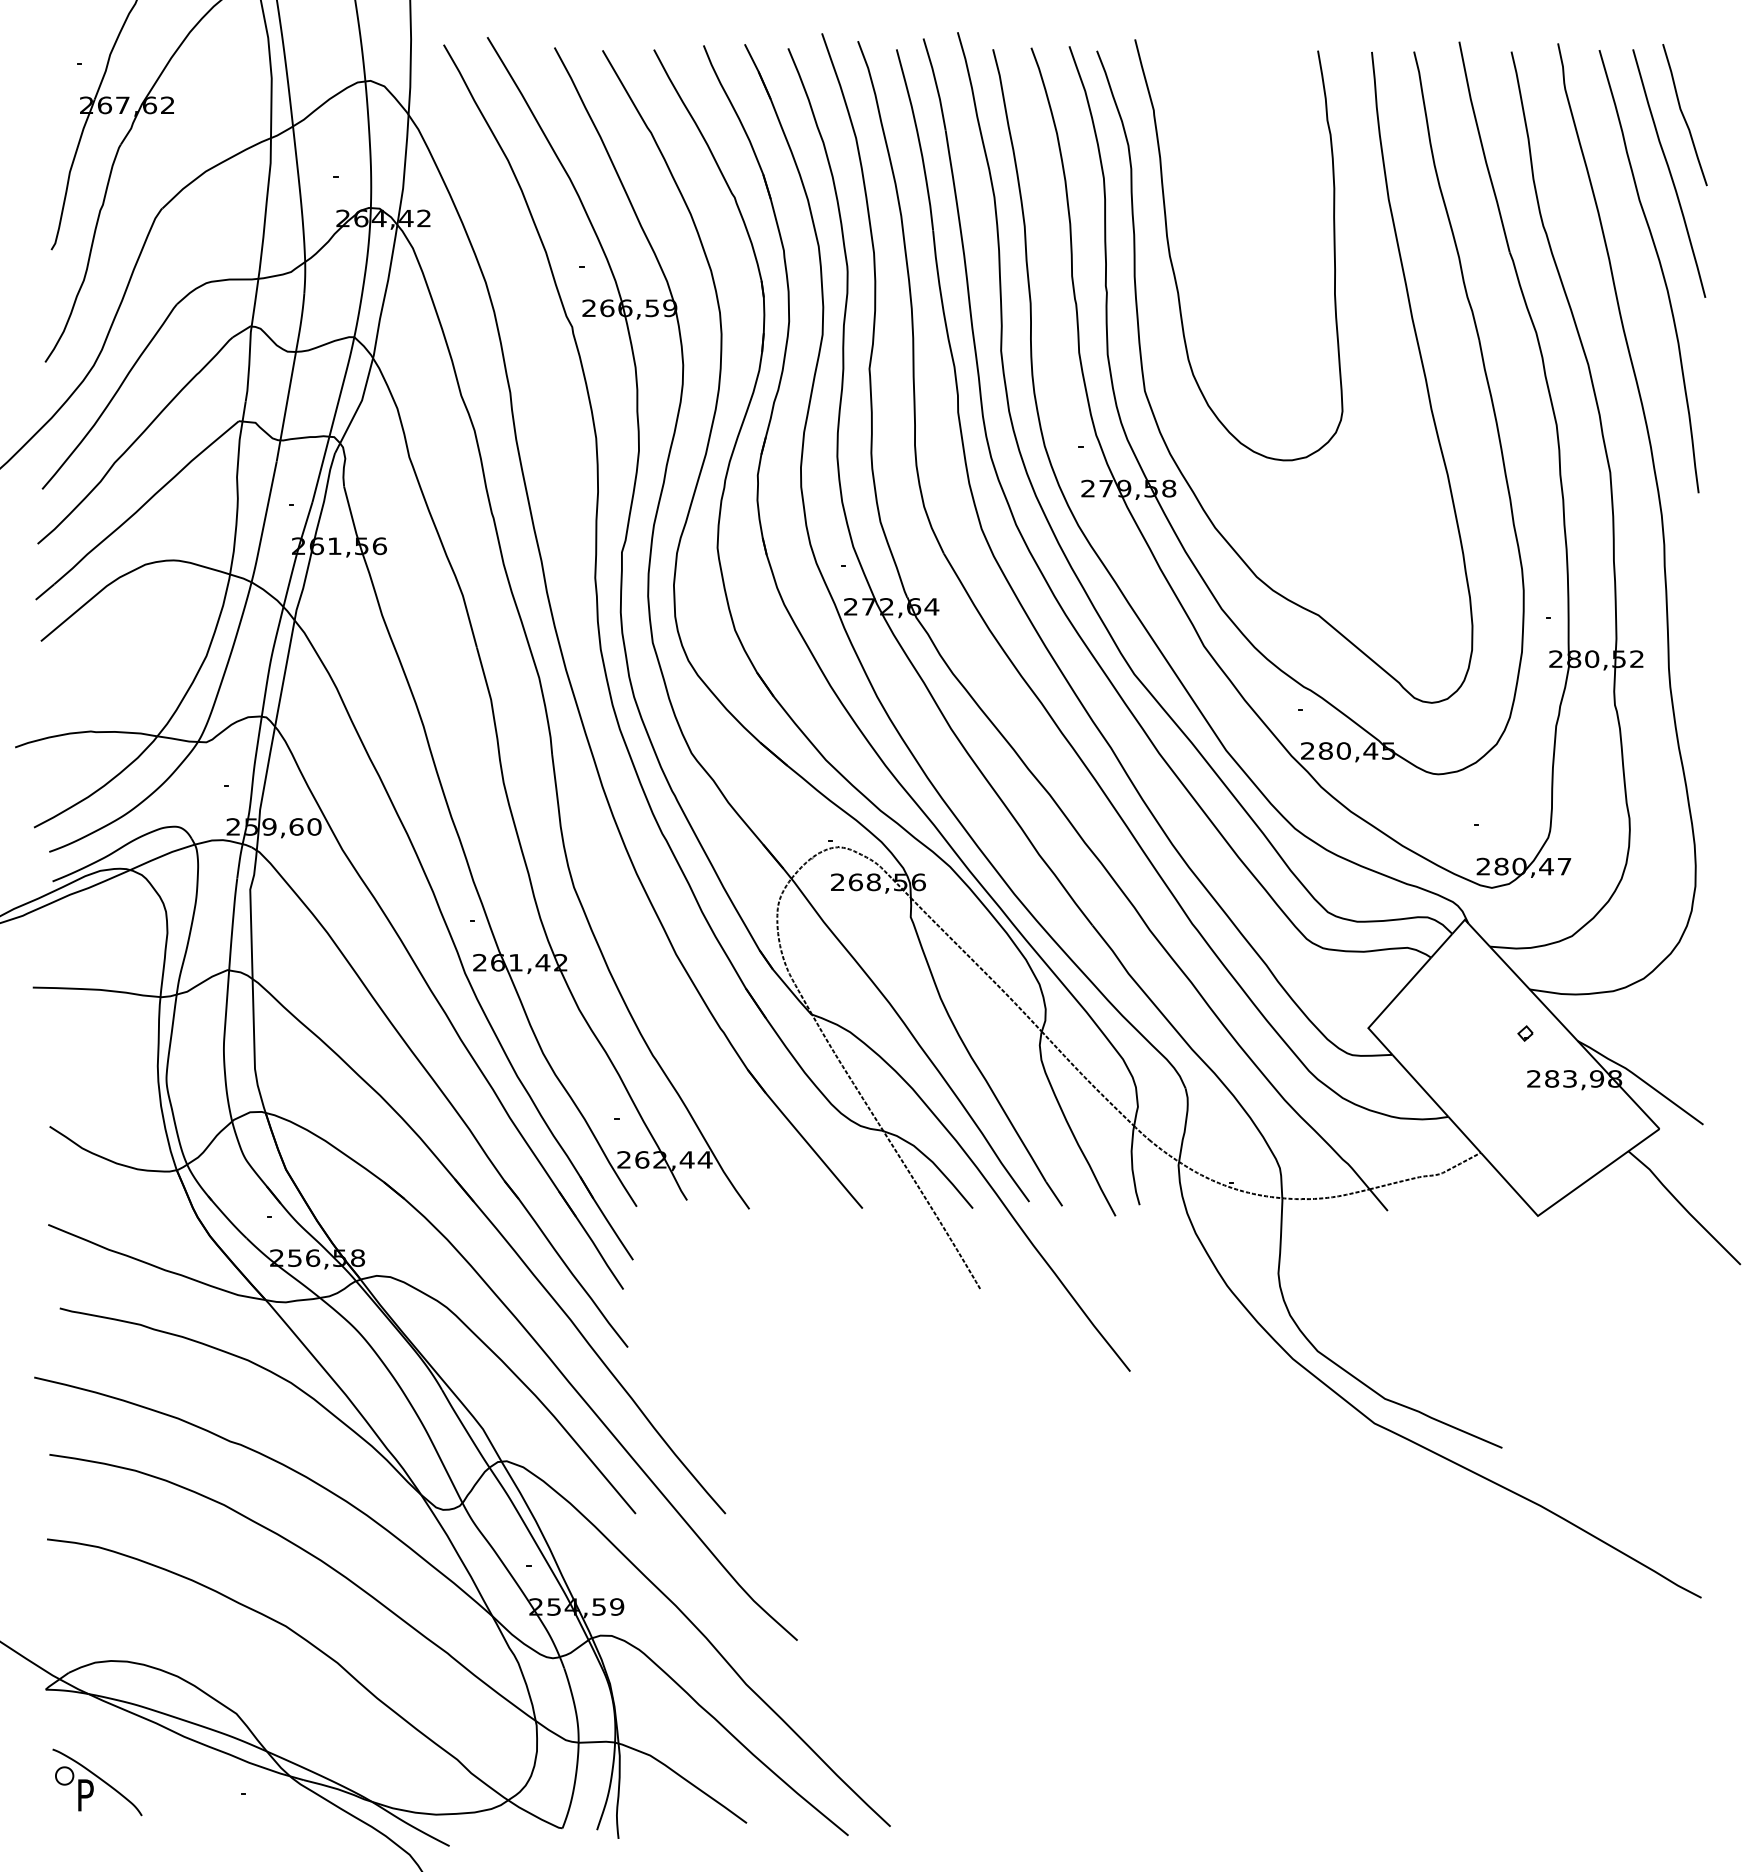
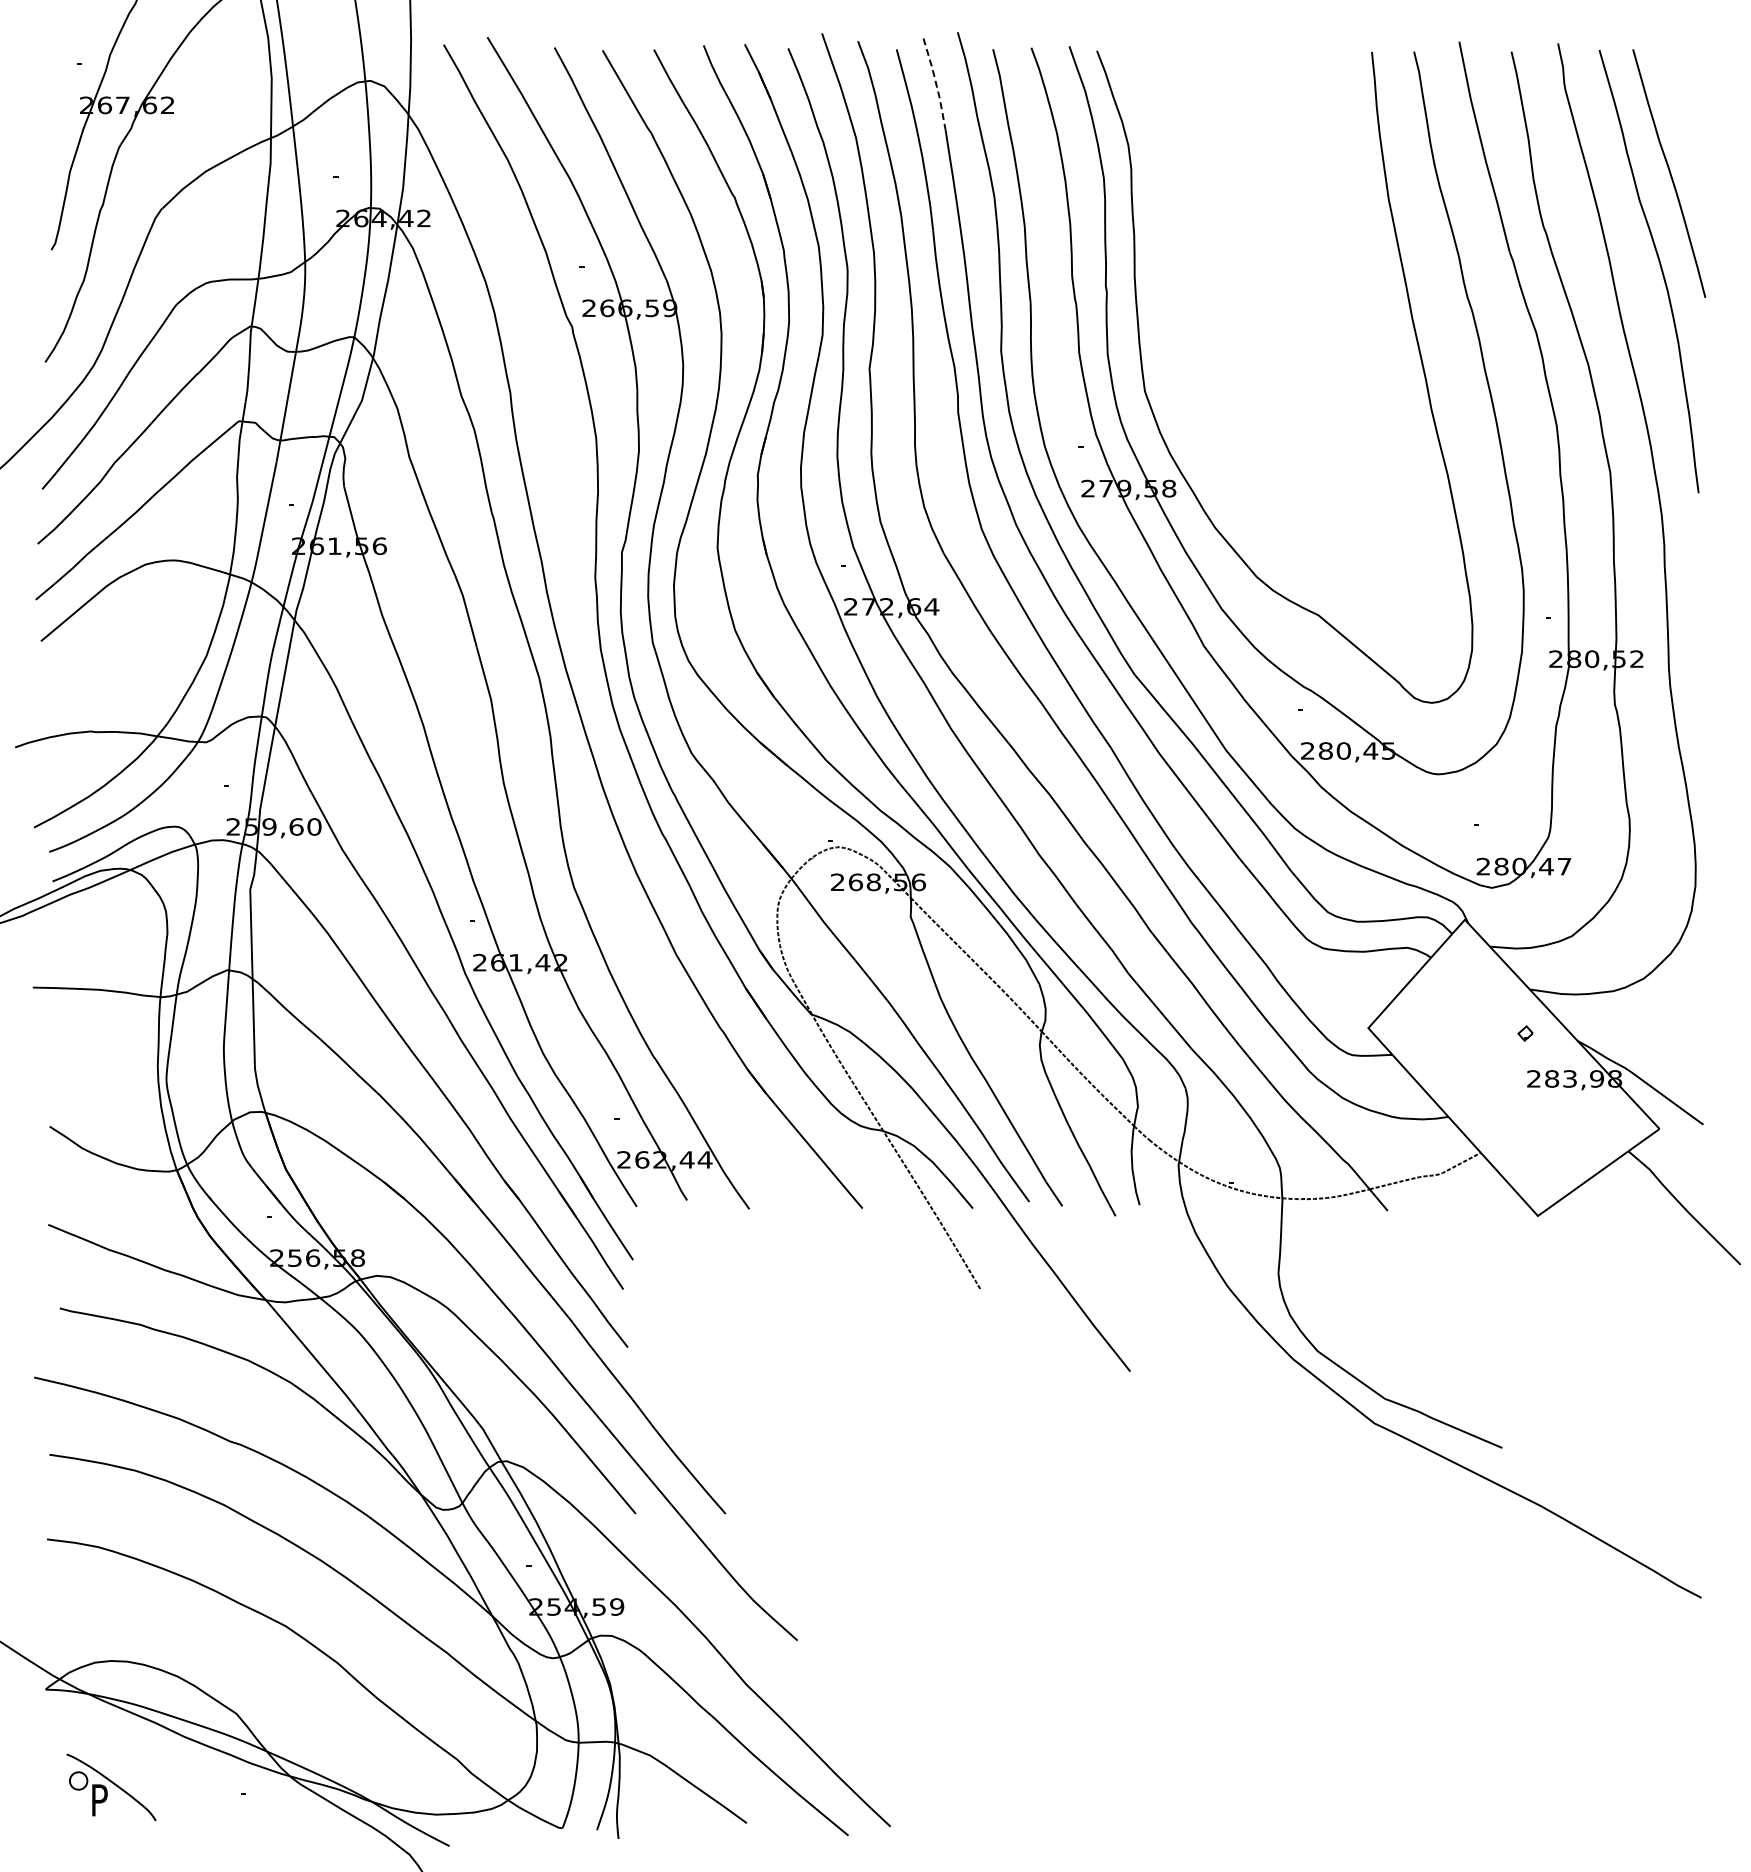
line: solid -> dashed (936, 83)
curve: present -> none (1684, 115)
curve: present -> none (1172, 261)
part position: (97, 1782) -> (111, 1787) (111, 1787)
